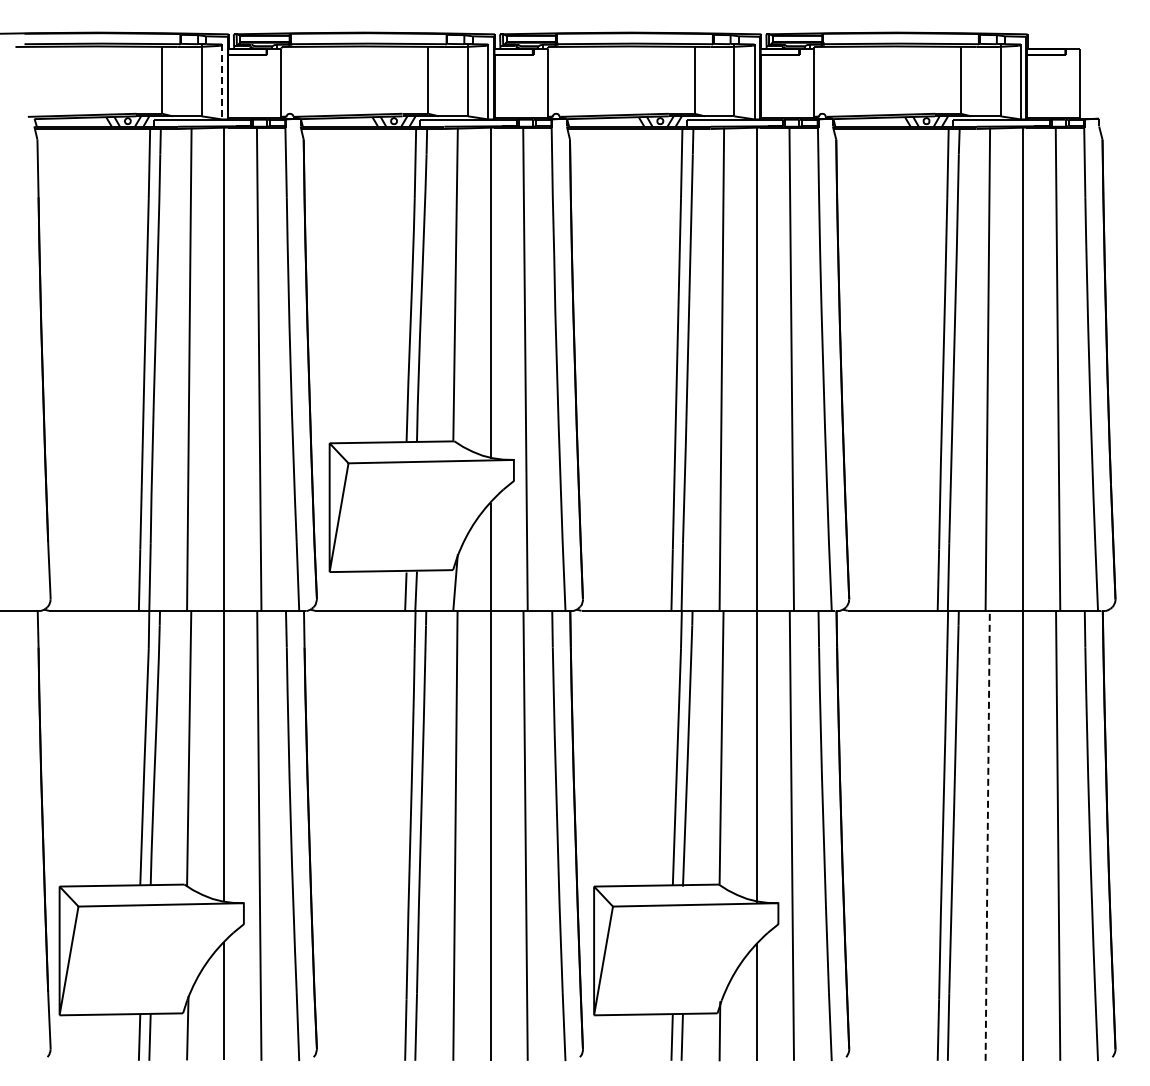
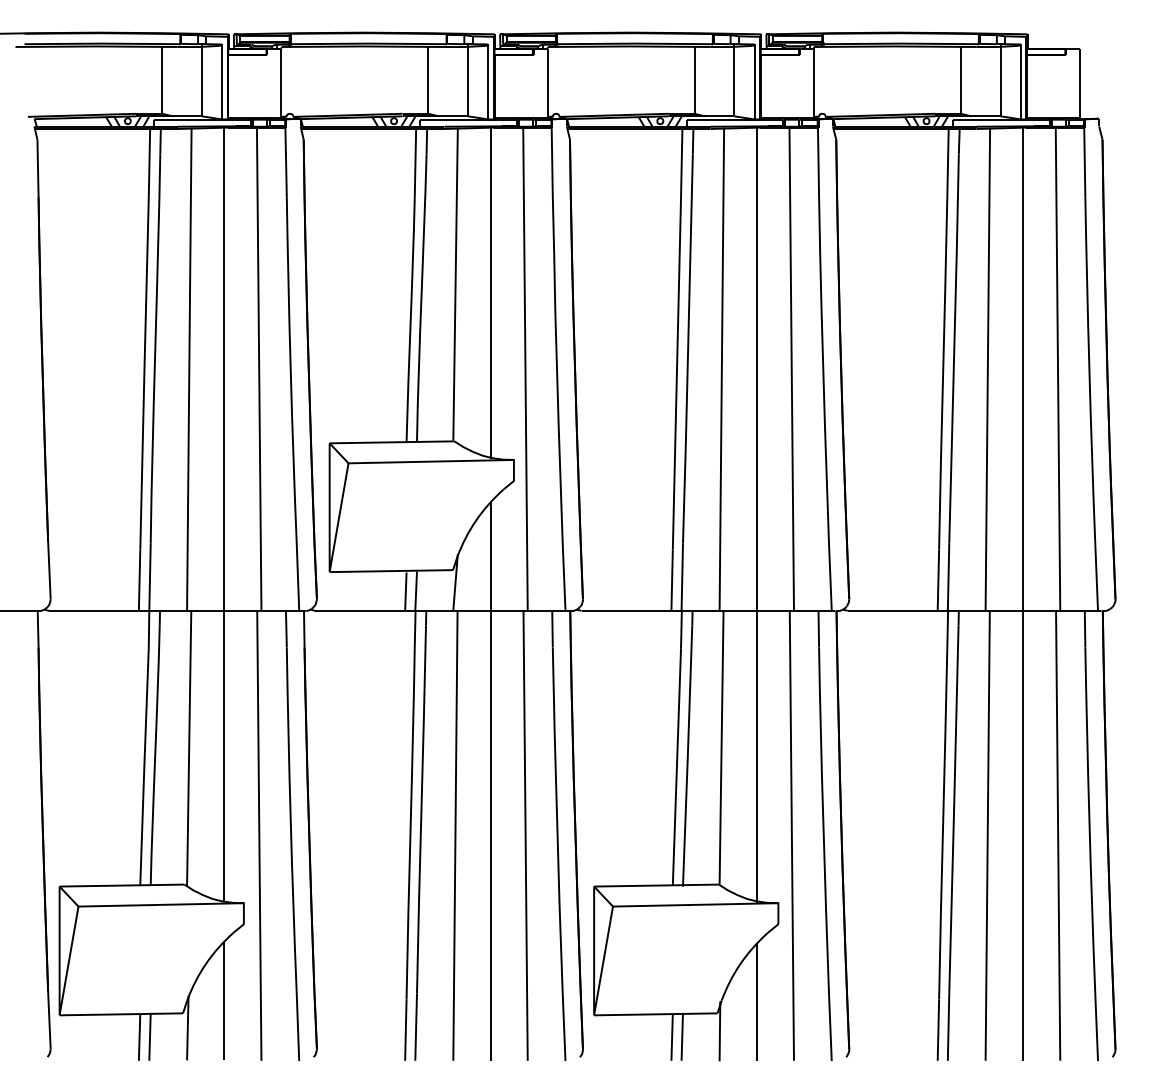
line: dashed -> solid (222, 82)
line: dashed -> solid (987, 835)
